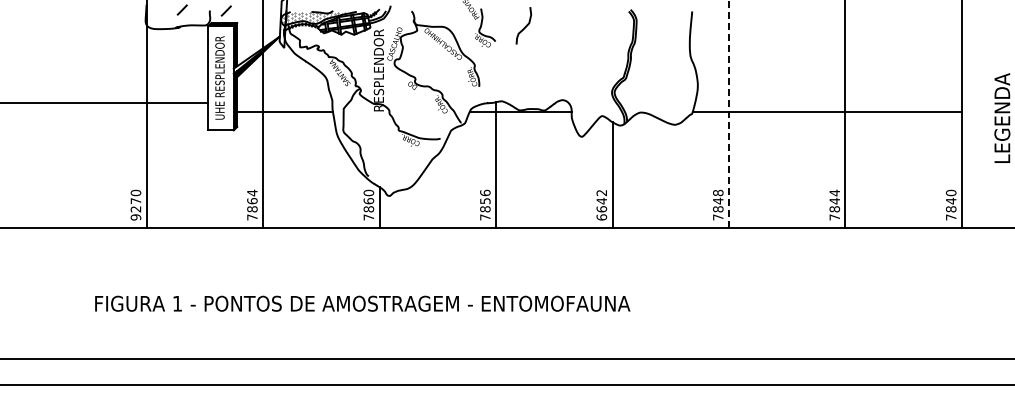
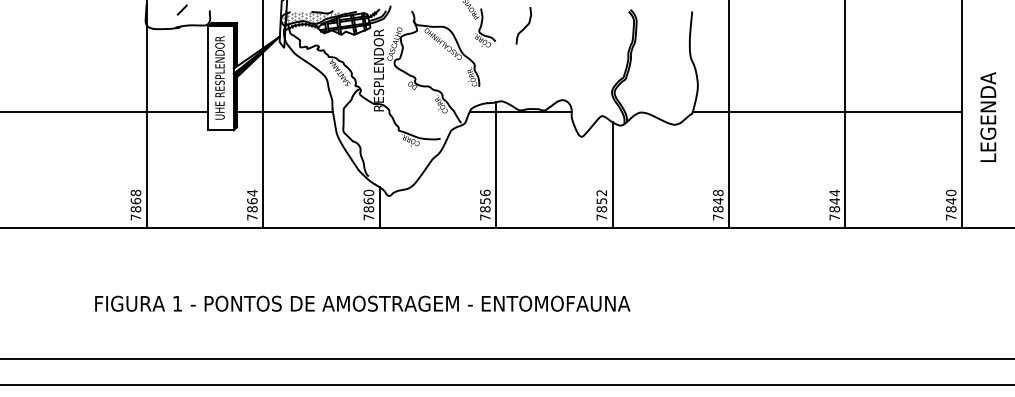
line: present -> none (225, 10)
line position: (105, 102) -> (105, 111) (105, 111)
line: dashed -> solid (729, 114)
text position: (1002, 117) -> (988, 116) (988, 116)
text: 9270 -> 7868 (135, 204)
text: 6642 -> 7852 (601, 208)
